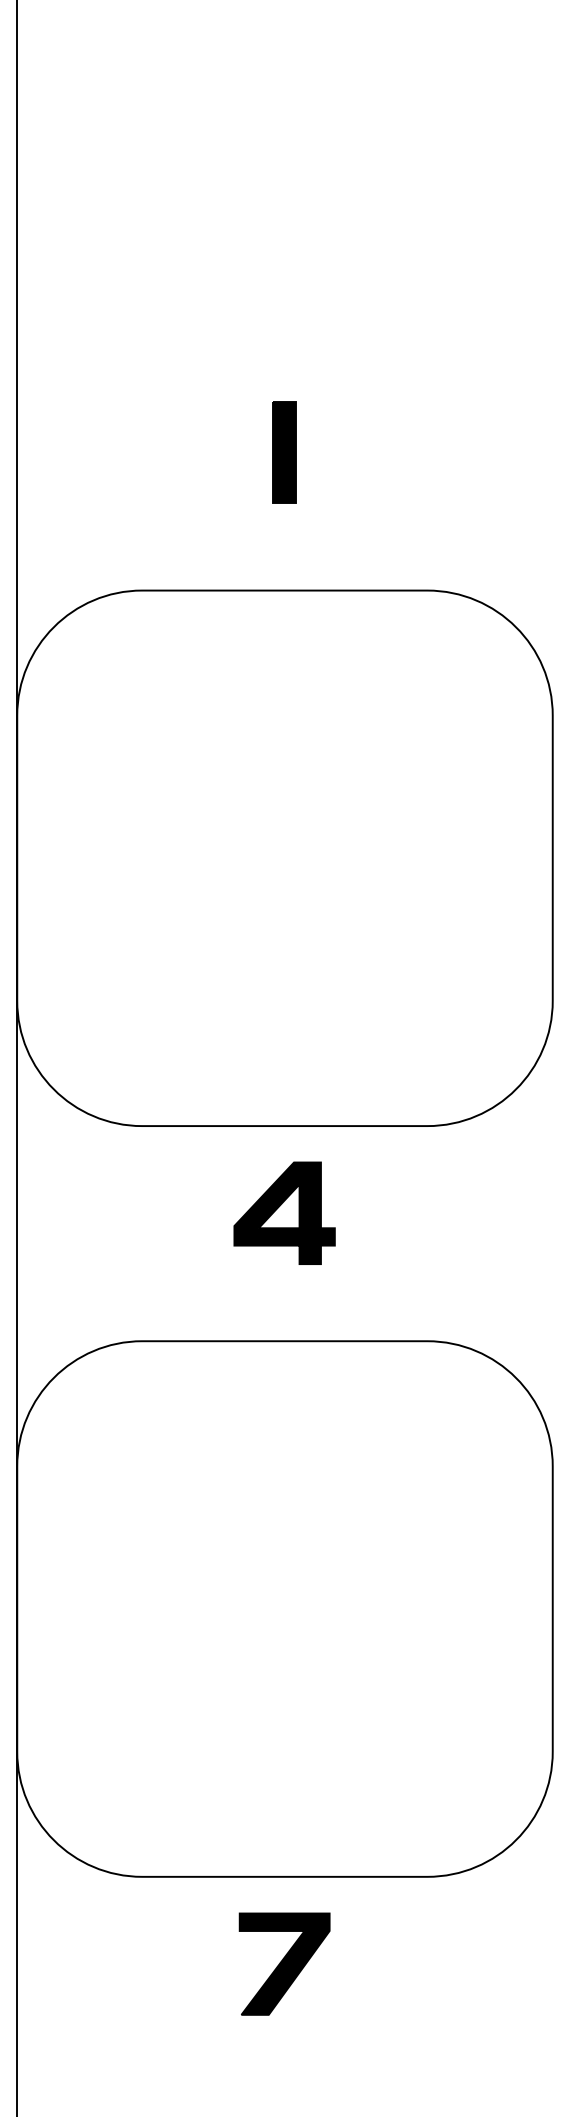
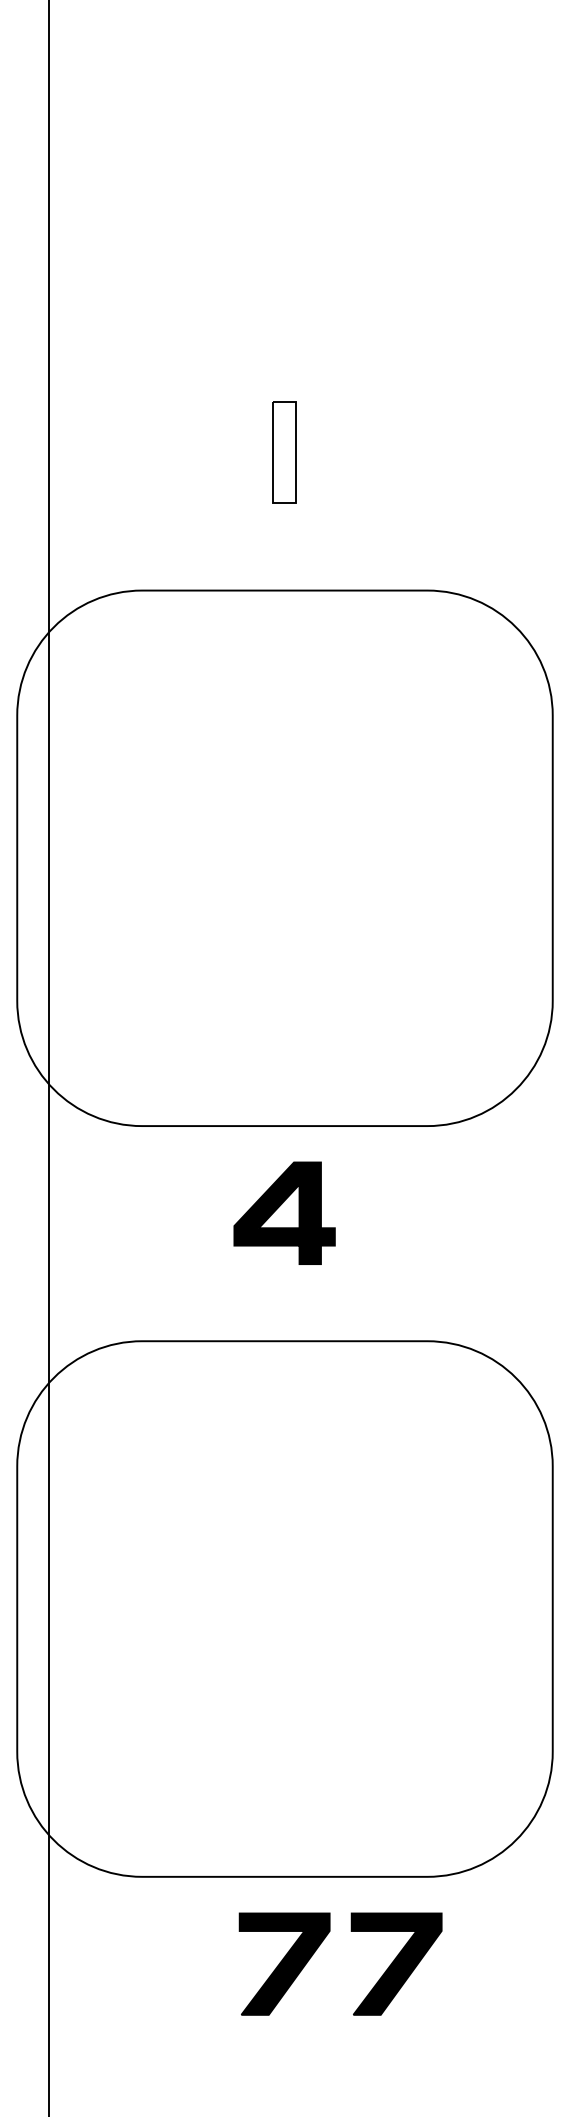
fill: present -> none (284, 452)
line position: (17, 1057) -> (49, 1057) (49, 1057)
part: none -> present (396, 1963)
